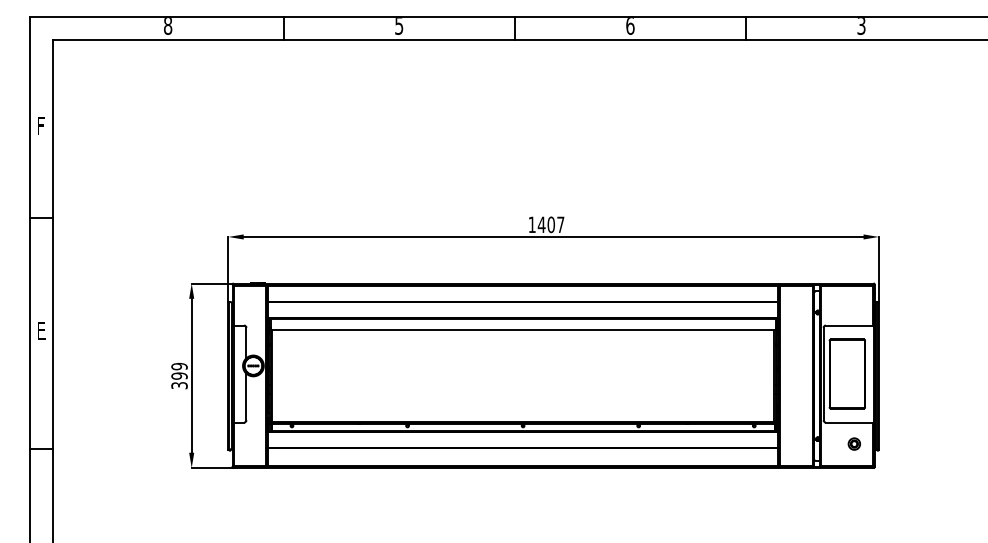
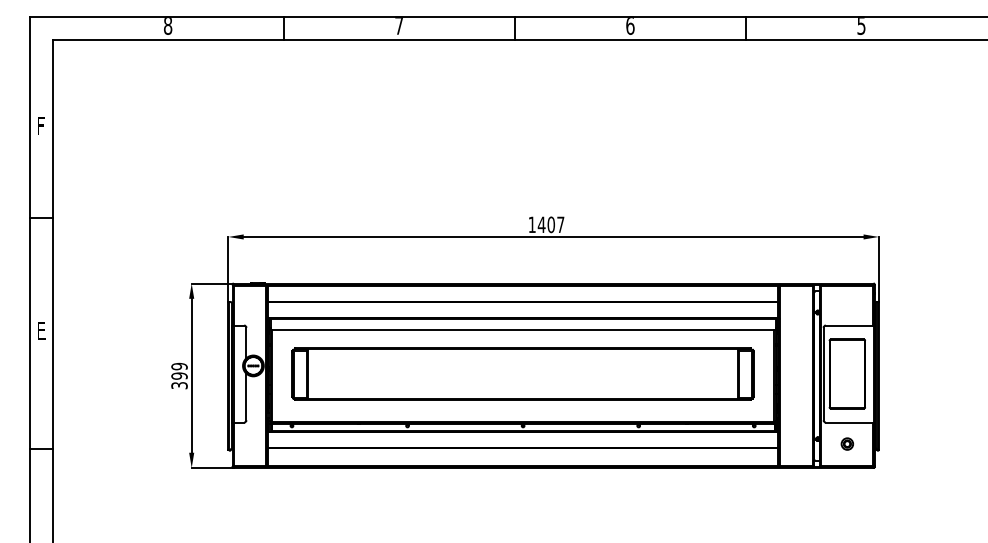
text: 5 -> 7 (399, 26)
text: 3 -> 5 (861, 26)
part: none -> present (522, 373)
part position: (853, 443) -> (846, 443) (846, 443)
